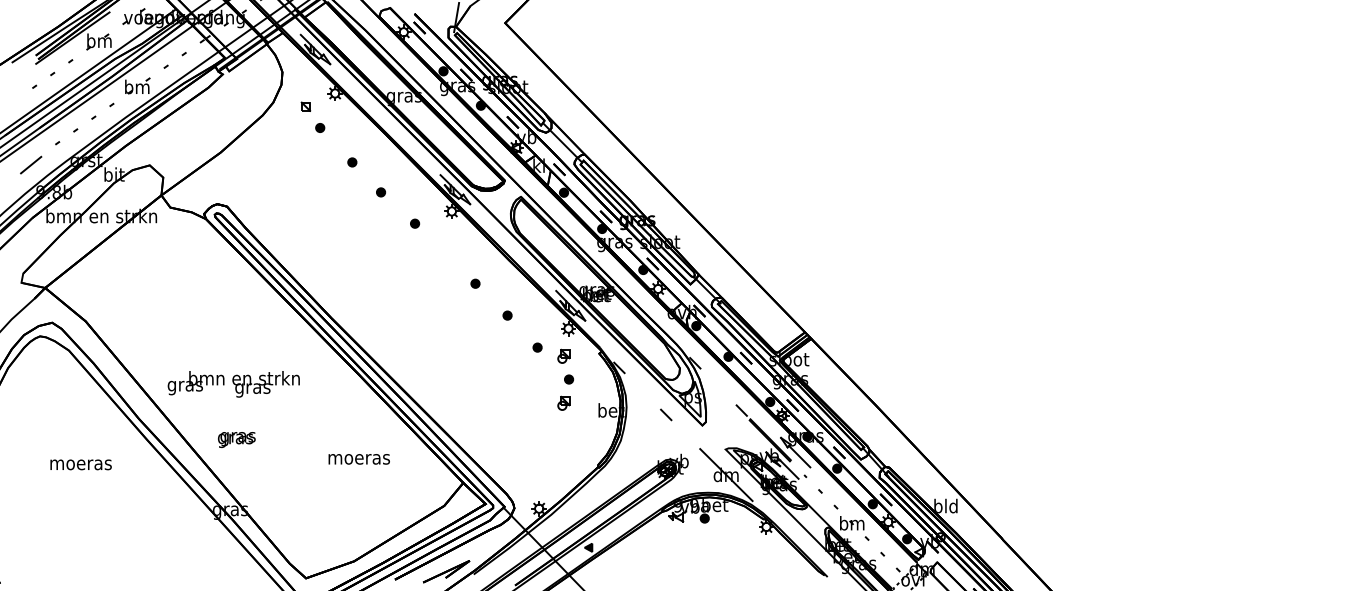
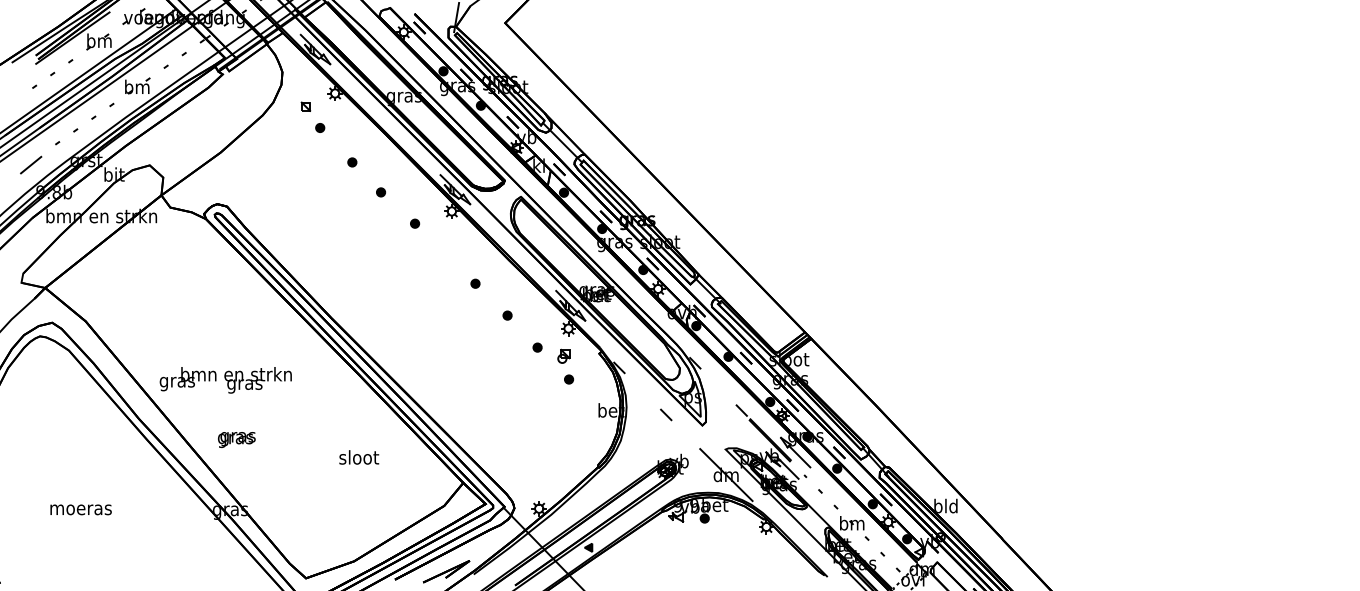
text position: (233, 384) -> (225, 380) (225, 380)
part: present -> none (563, 402)
text: moeras -> sloot (358, 457)
text position: (80, 464) -> (80, 509) (80, 509)
